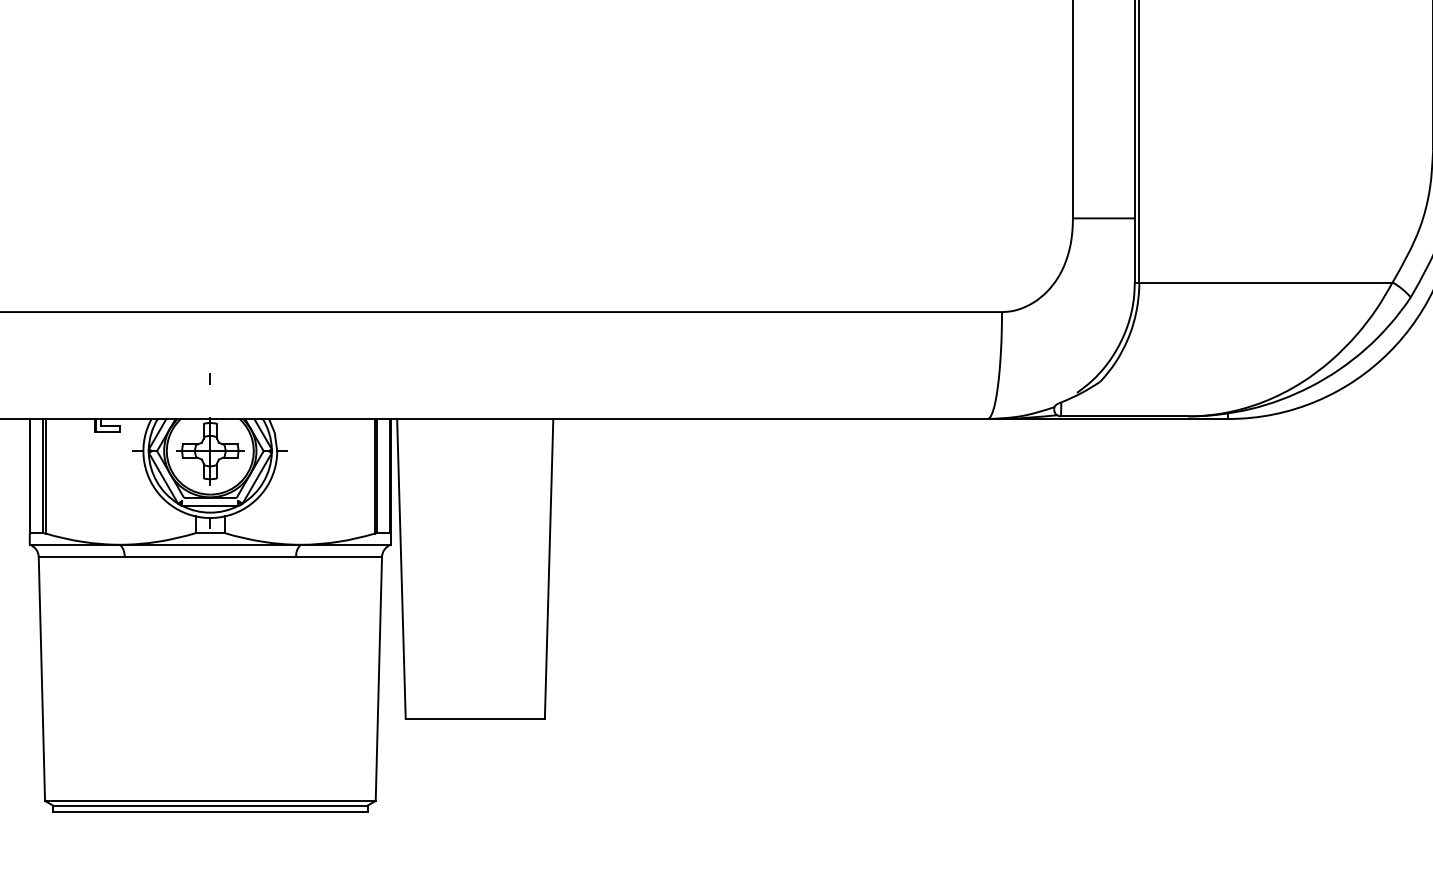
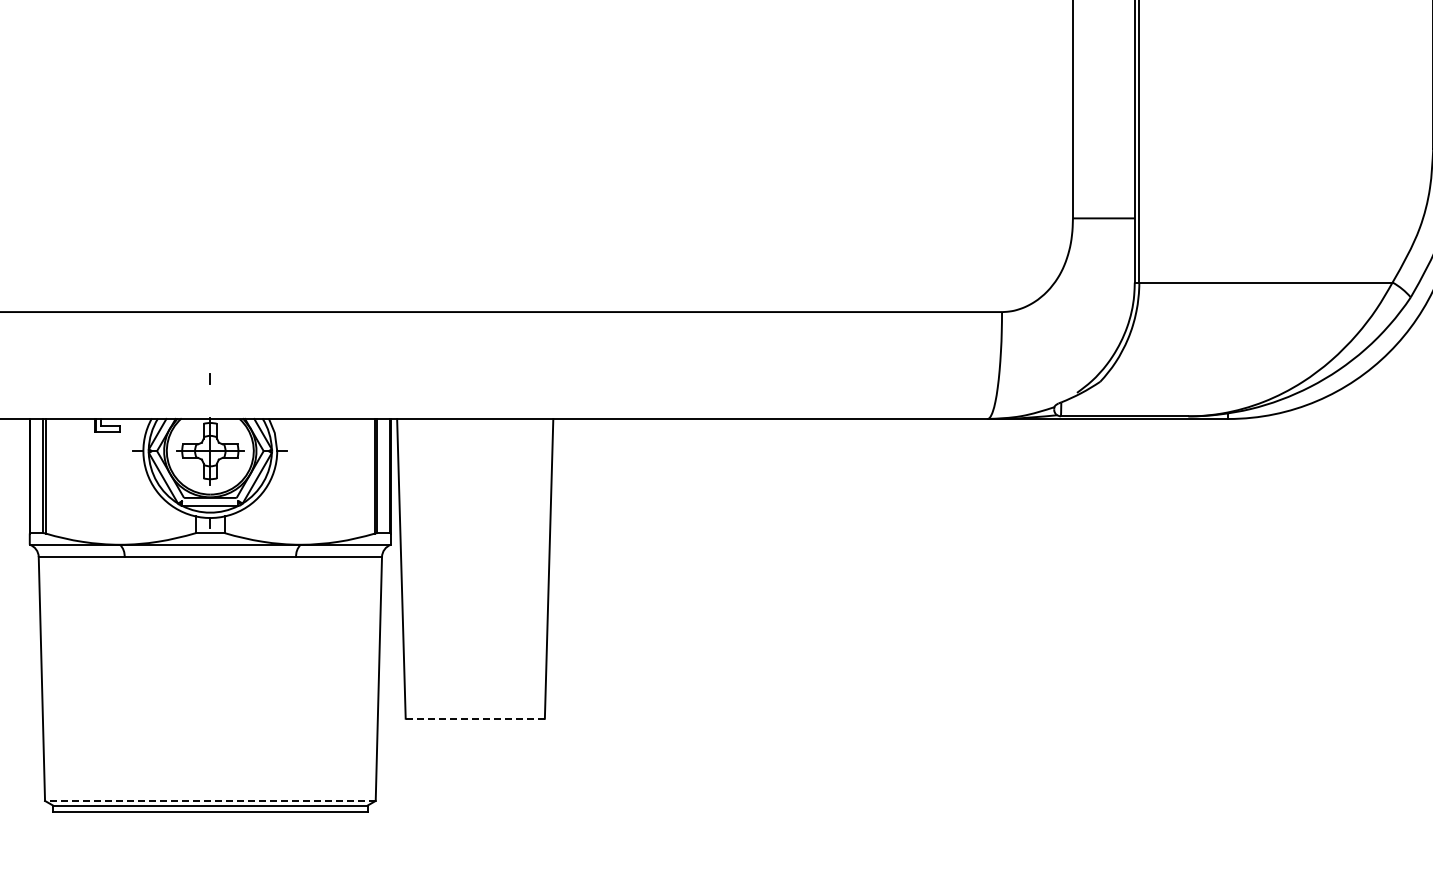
line: solid -> dashed (475, 718)
line: solid -> dashed (209, 800)
